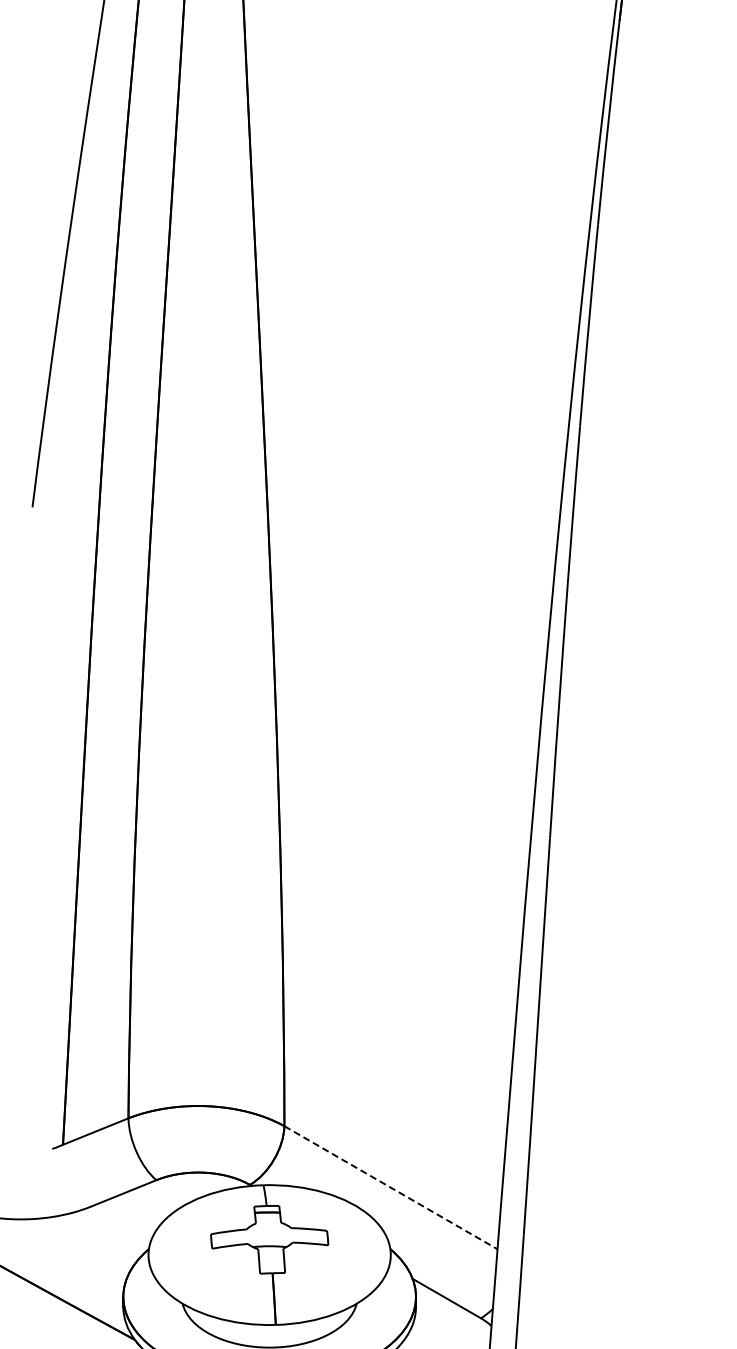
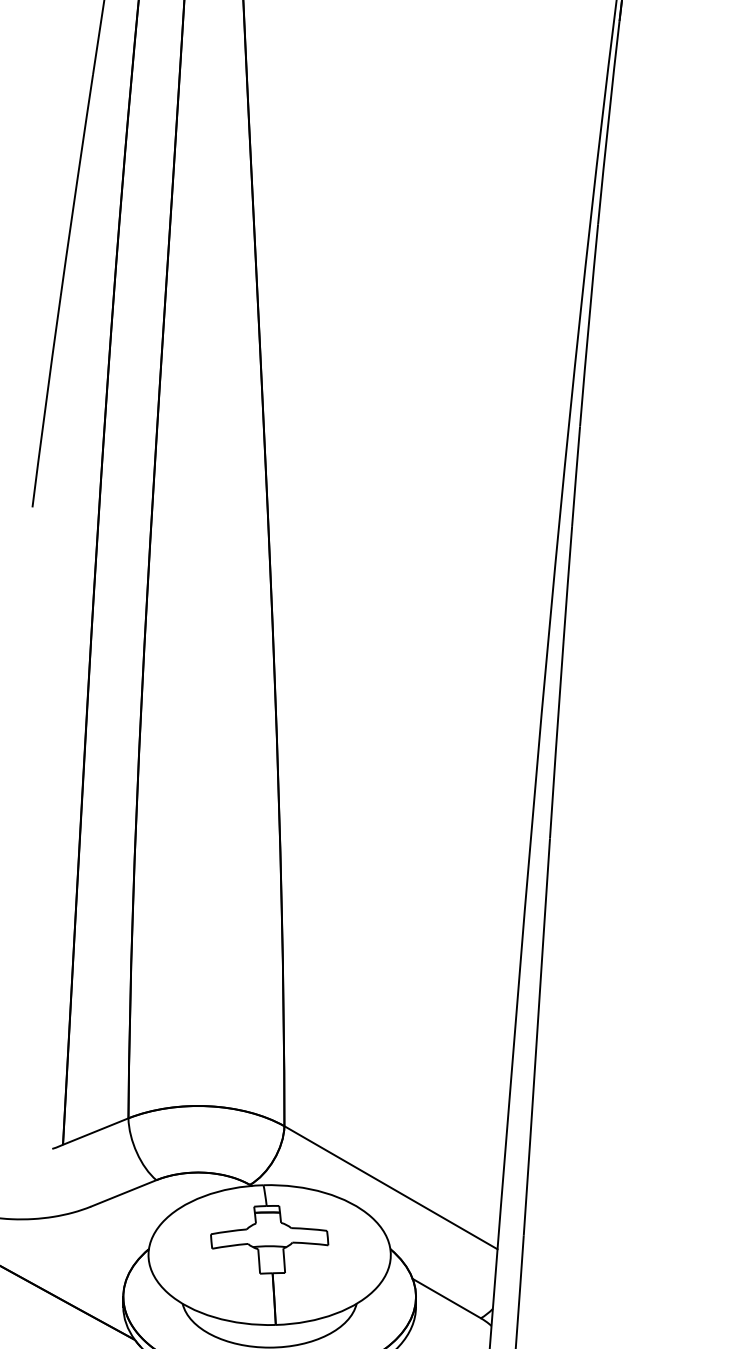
line: dashed -> solid (391, 1188)
